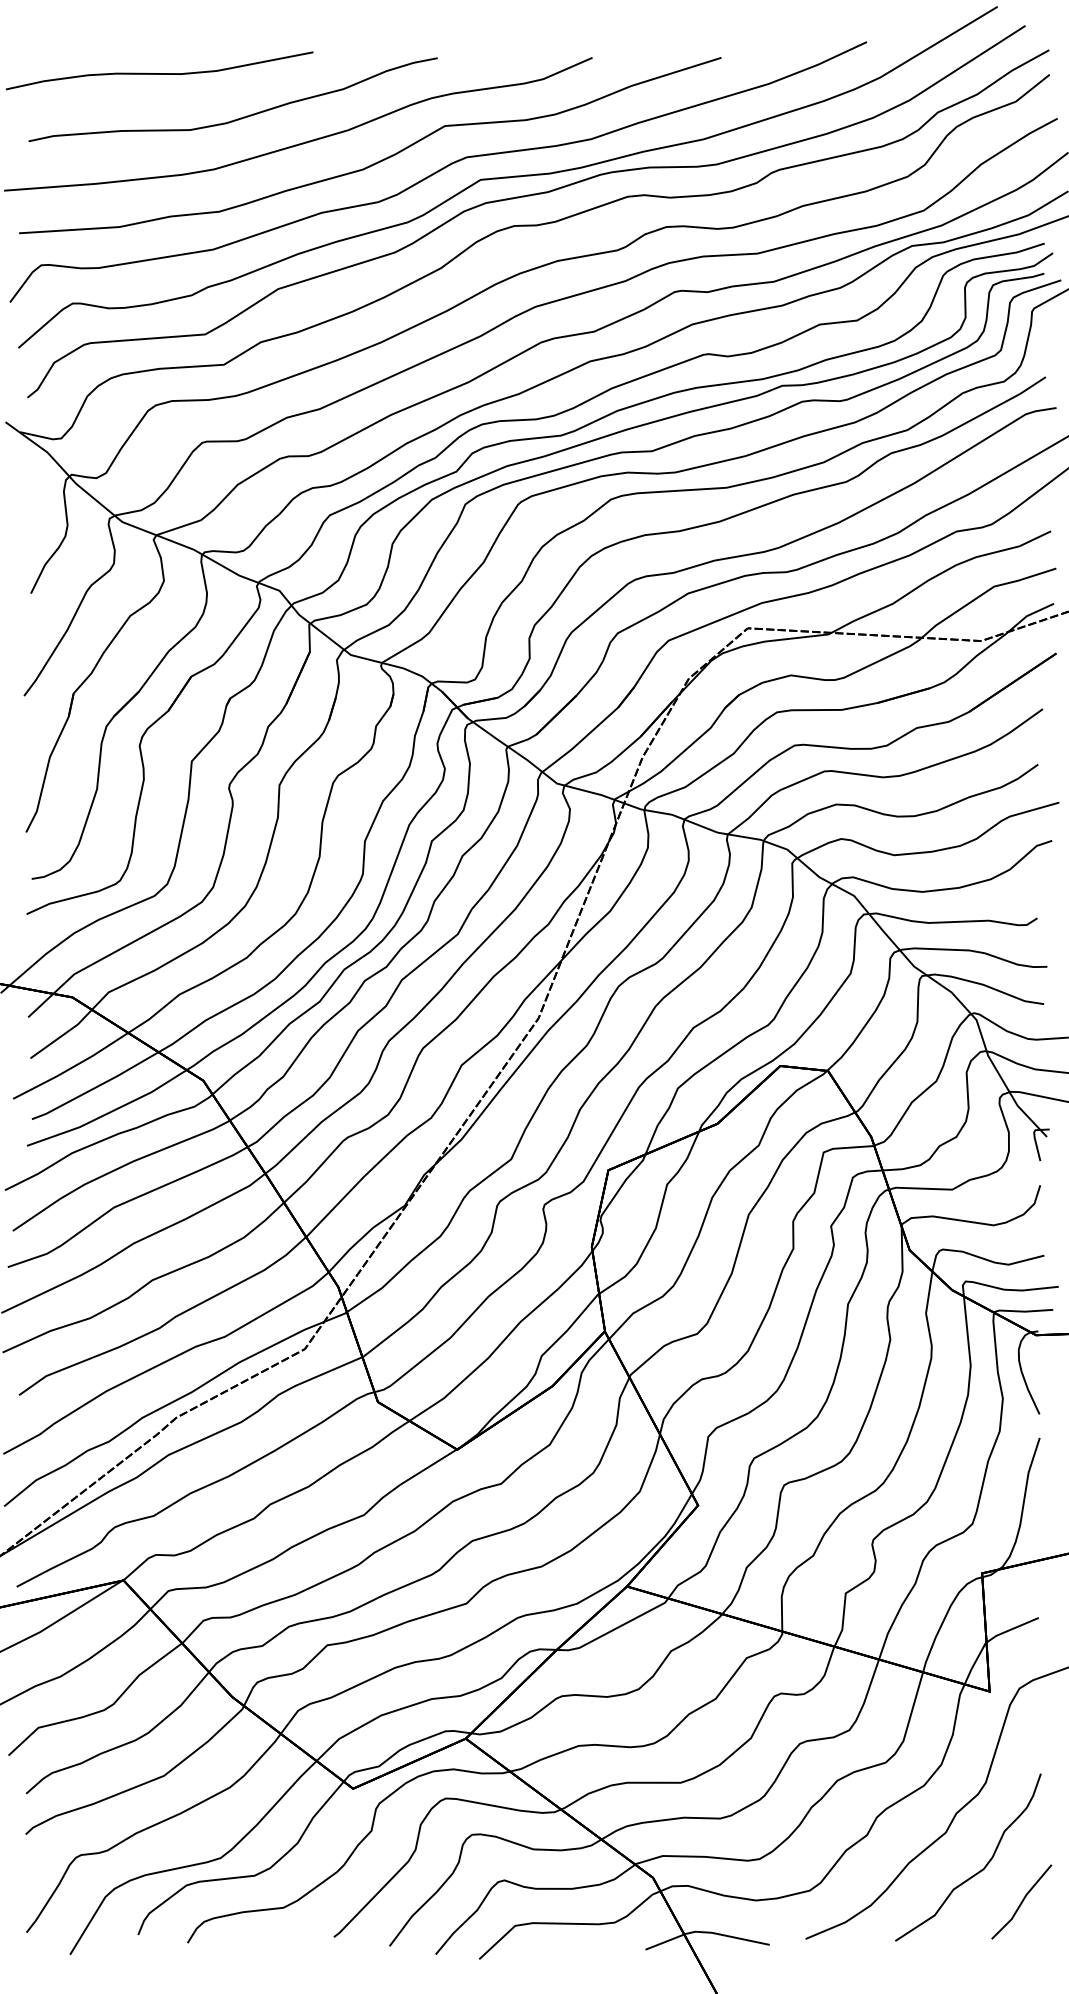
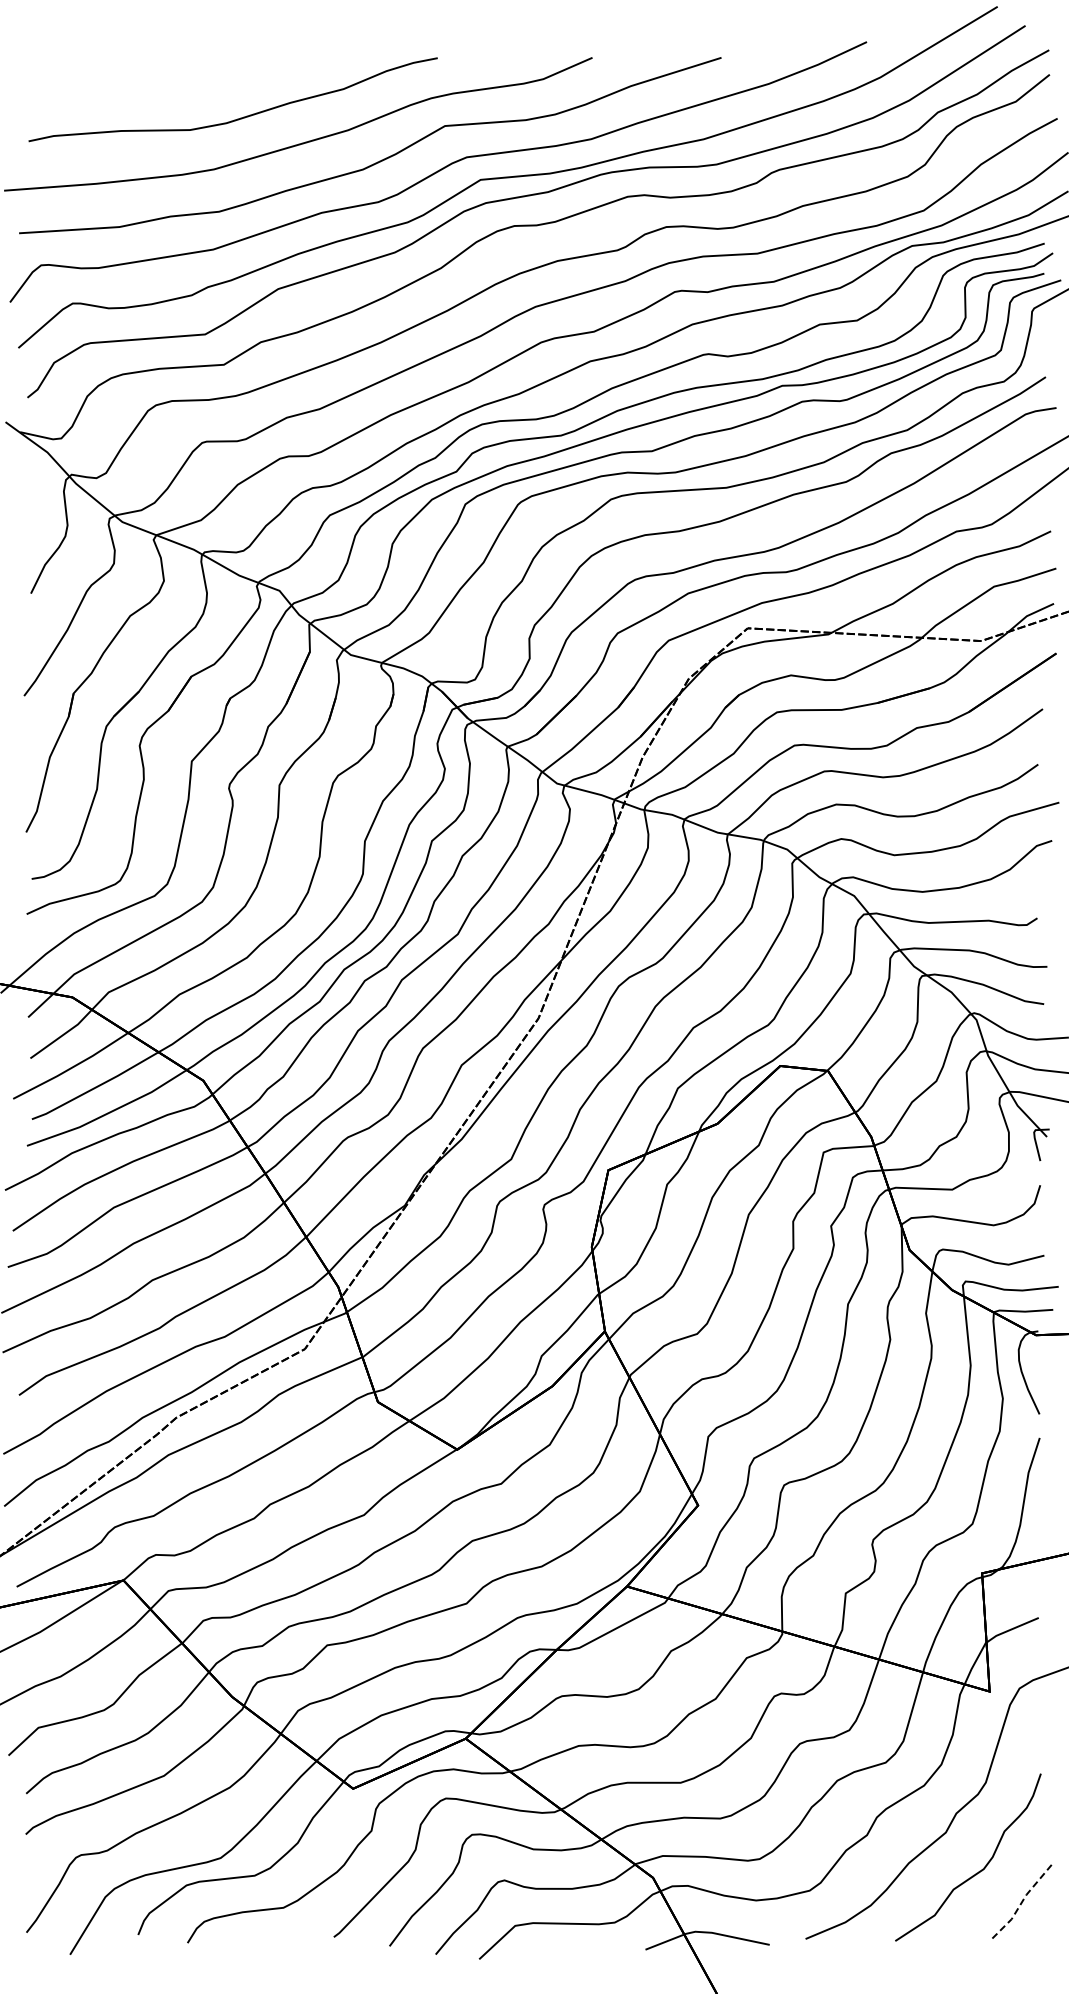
curve: present -> none (159, 73)
line: solid -> dashed (1021, 1902)
